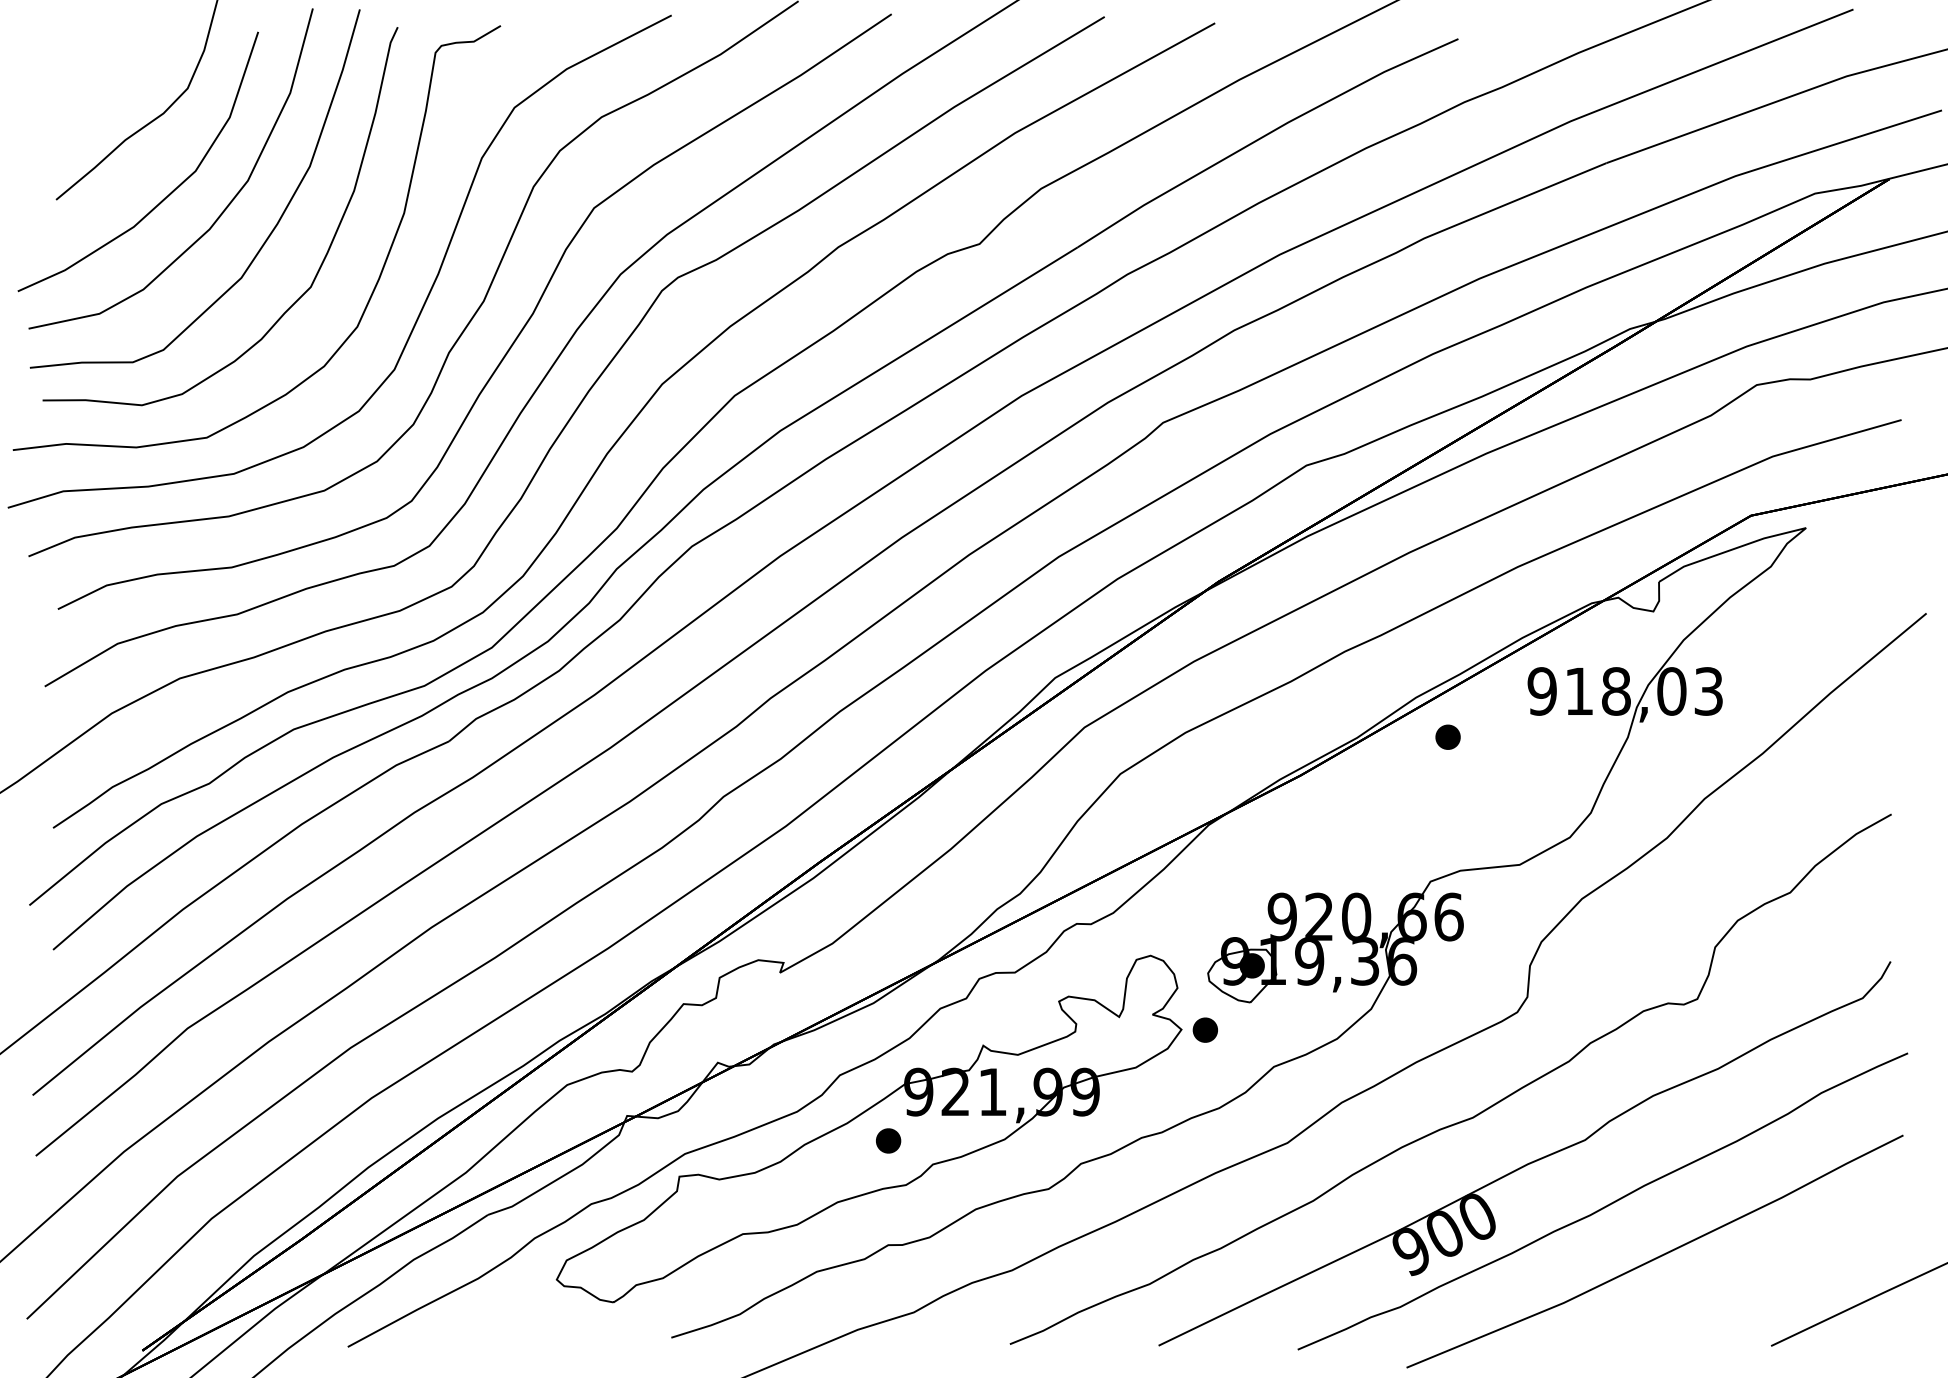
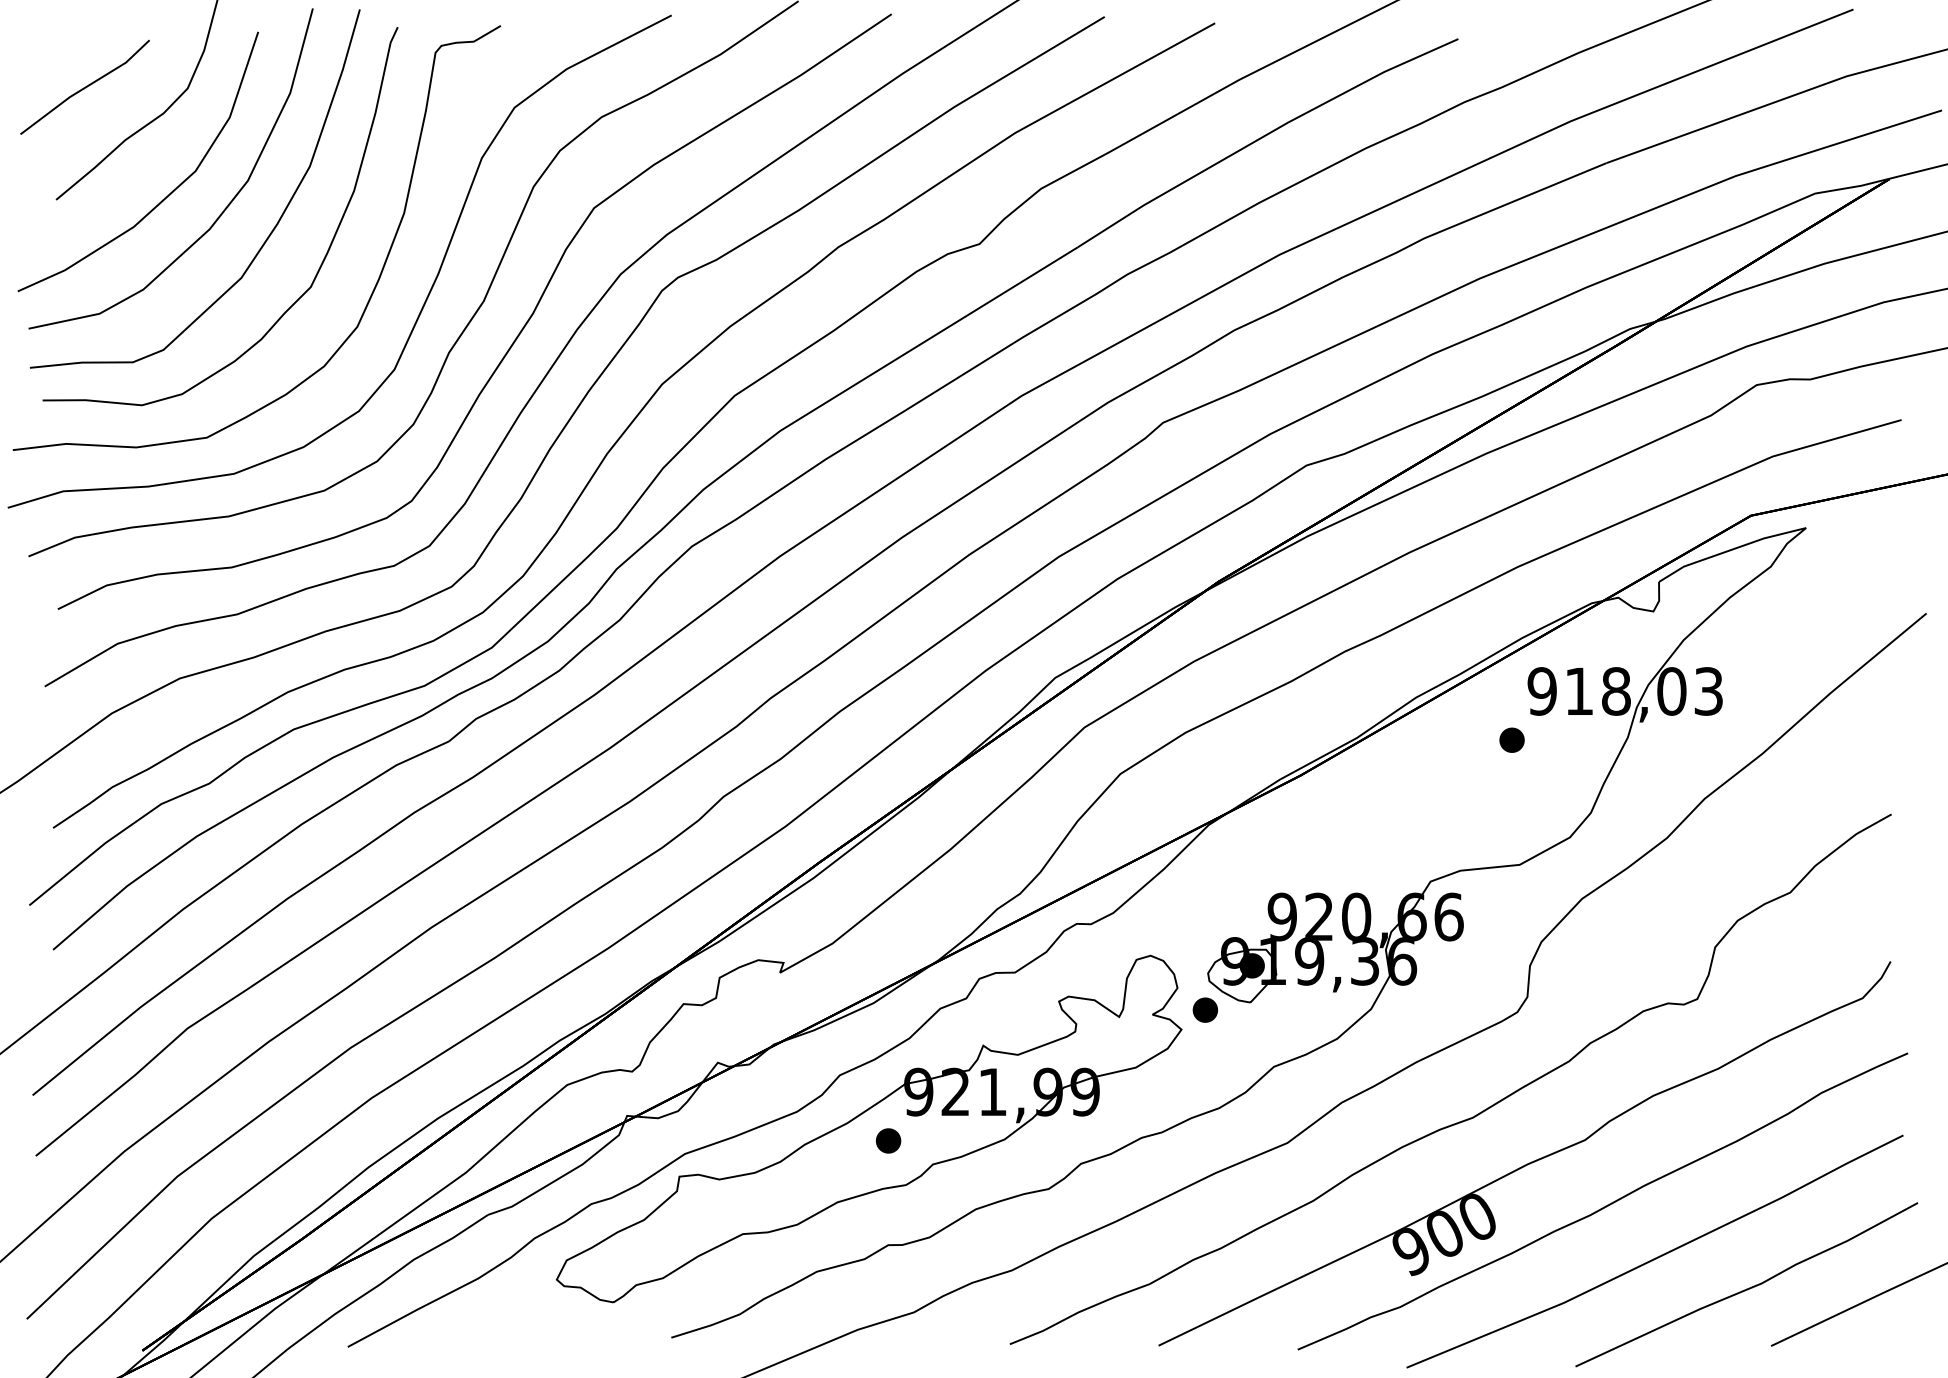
line: none -> present (85, 86)
part position: (1447, 736) -> (1511, 739) (1511, 739)
part position: (1204, 1029) -> (1204, 1009) (1204, 1009)
curve: none -> present (1746, 1288)
